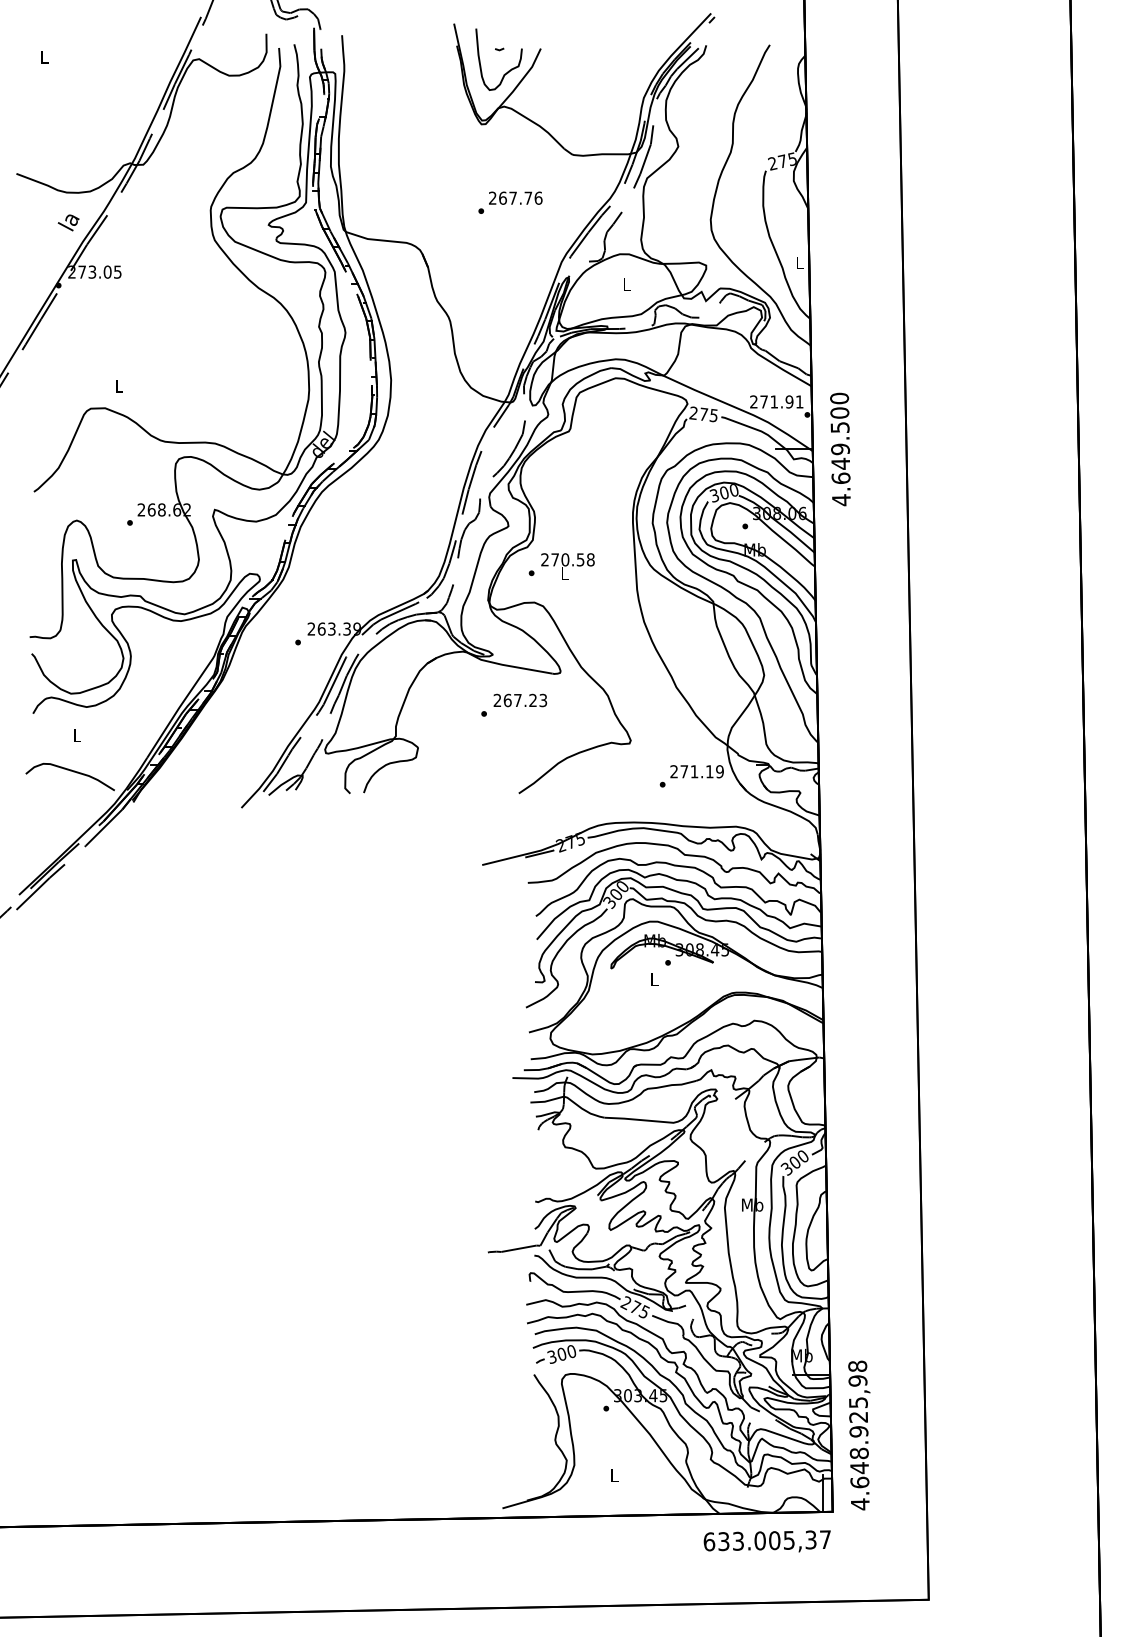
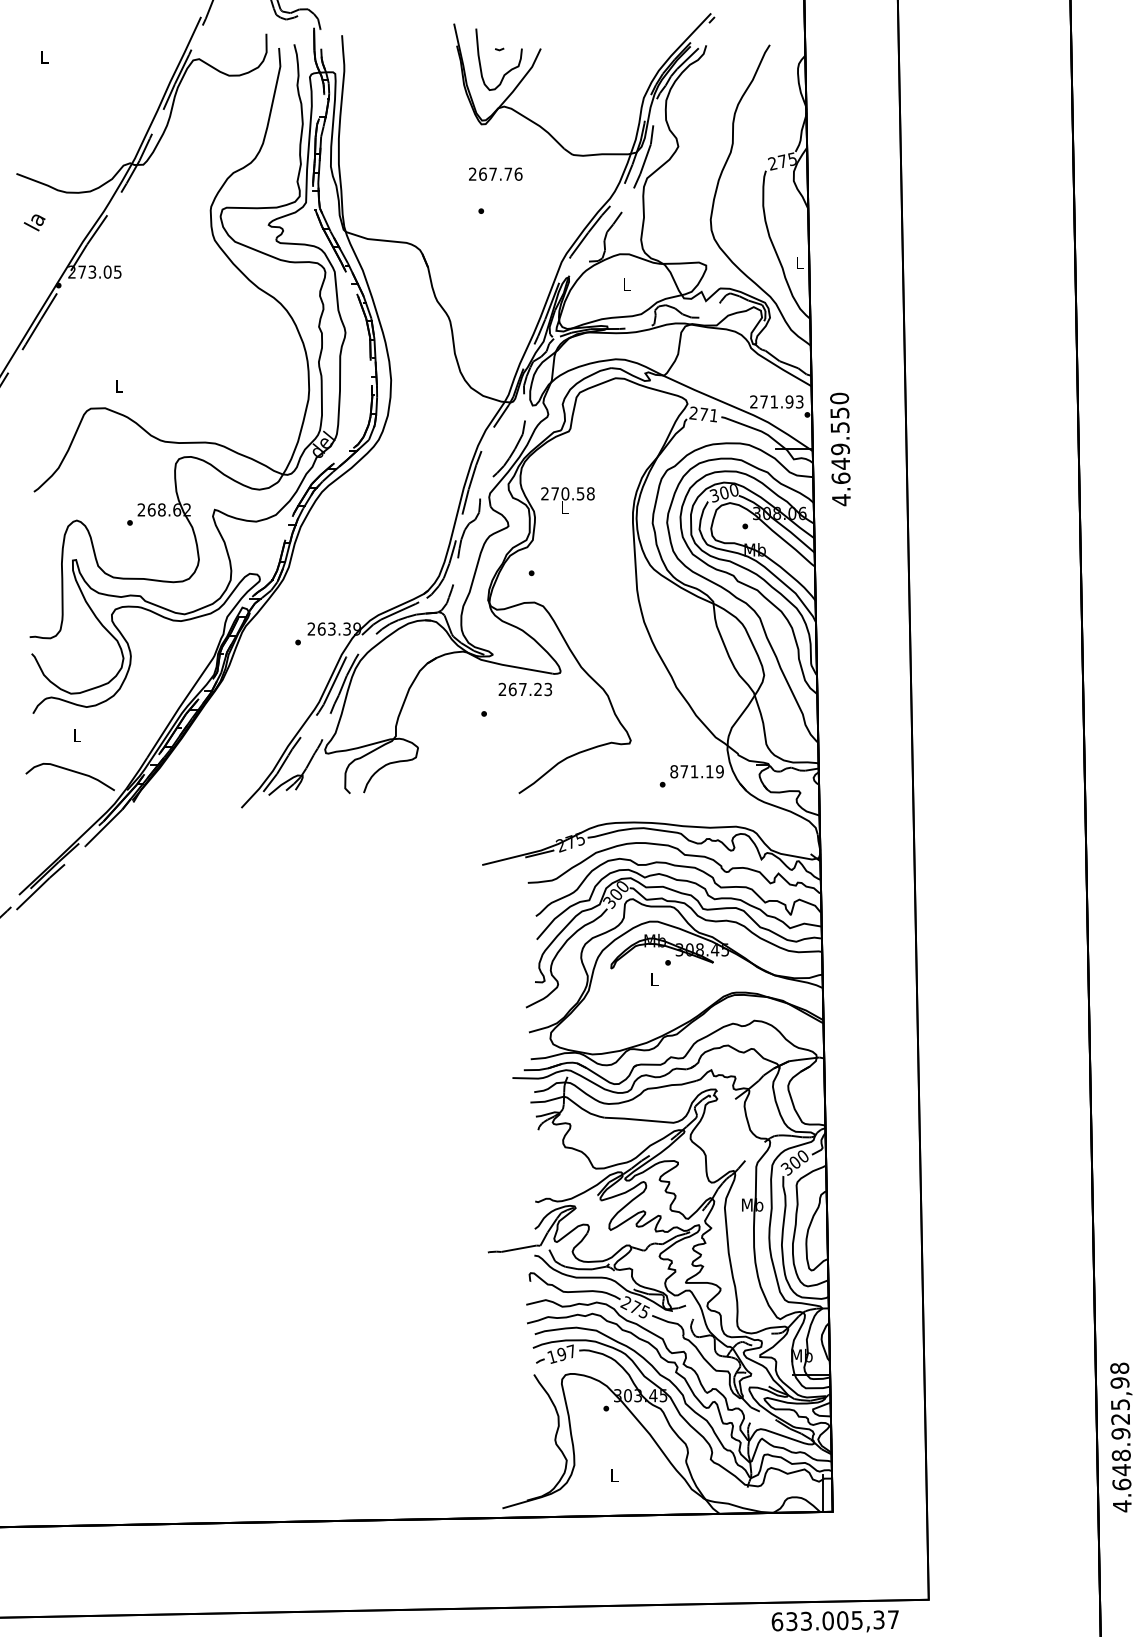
text position: (515, 197) -> (495, 173) (495, 173)
text position: (68, 222) -> (34, 222) (34, 222)
text: 271.91 -> 271.93 (799, 401)
text: 4.649.500 -> 4.649.550 (839, 412)
text: 275 -> 271 (713, 415)
text position: (567, 566) -> (567, 500) (567, 500)
text position: (520, 700) -> (525, 689) (525, 689)
text: 271.19 -> 871.19 (674, 771)
text: 300 -> 197 (561, 1353)
text position: (859, 1435) -> (1121, 1437) (1121, 1437)
text position: (766, 1541) -> (834, 1621) (834, 1621)
